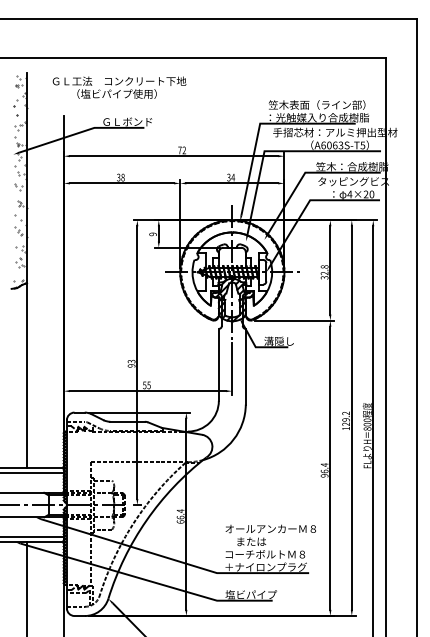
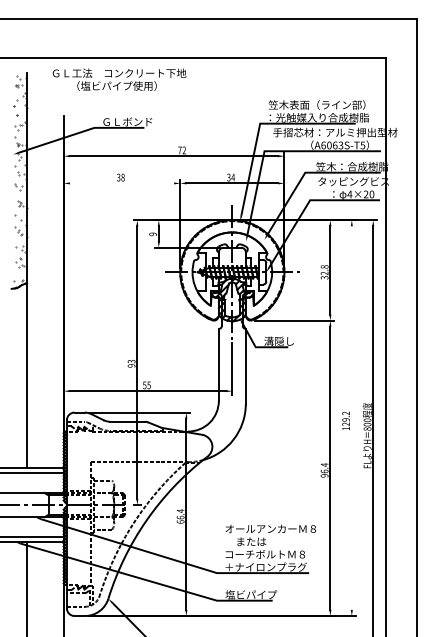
text position: (119, 87) -> (119, 79) (119, 79)
line: present -> none (121, 183)
line: present -> none (351, 417)
